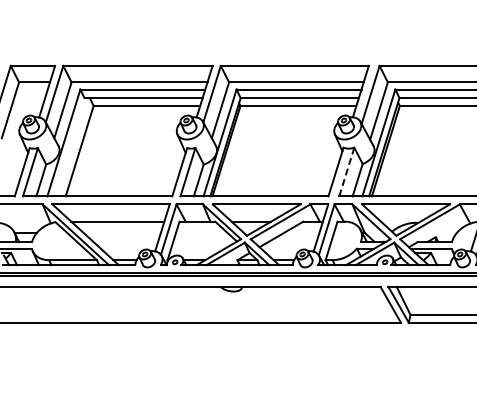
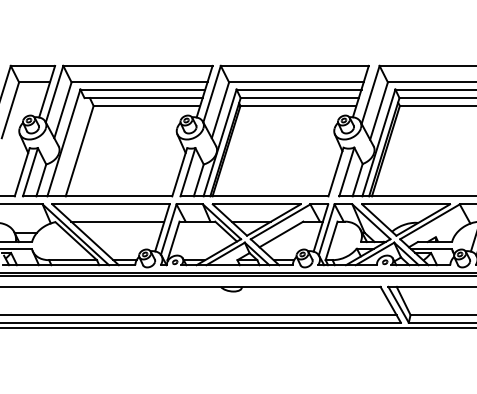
line: dashed -> solid (346, 171)
line: none -> present (199, 315)
line: none -> present (237, 328)
